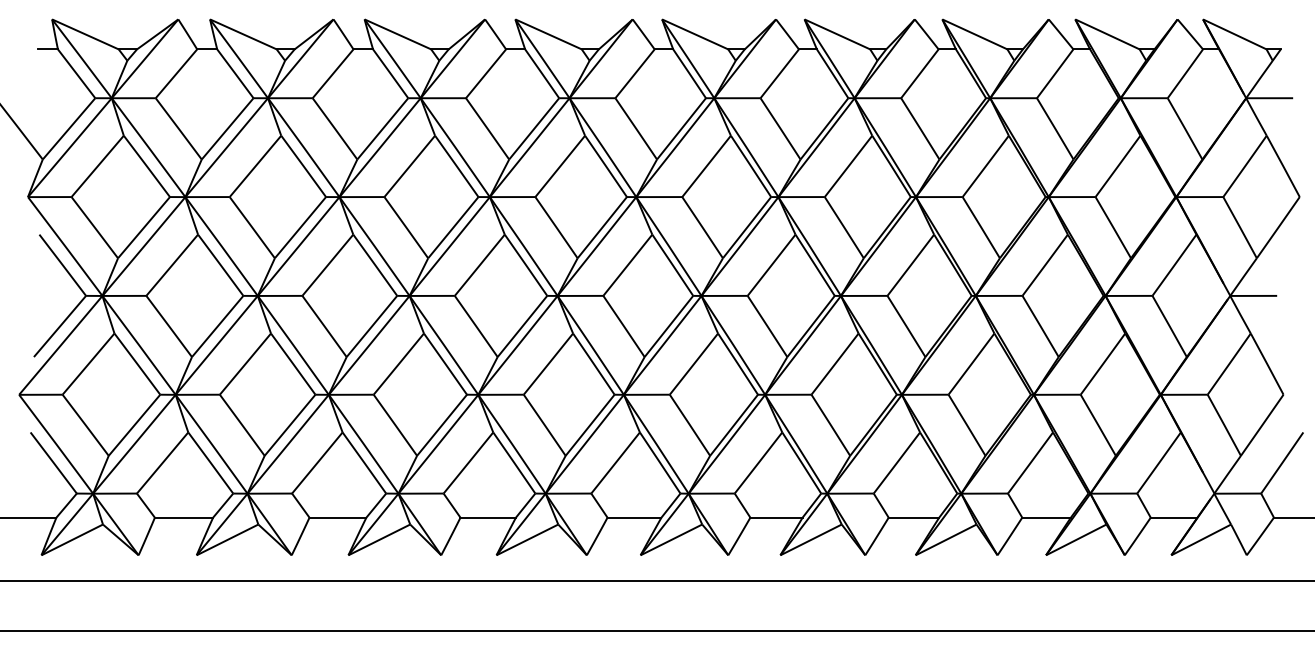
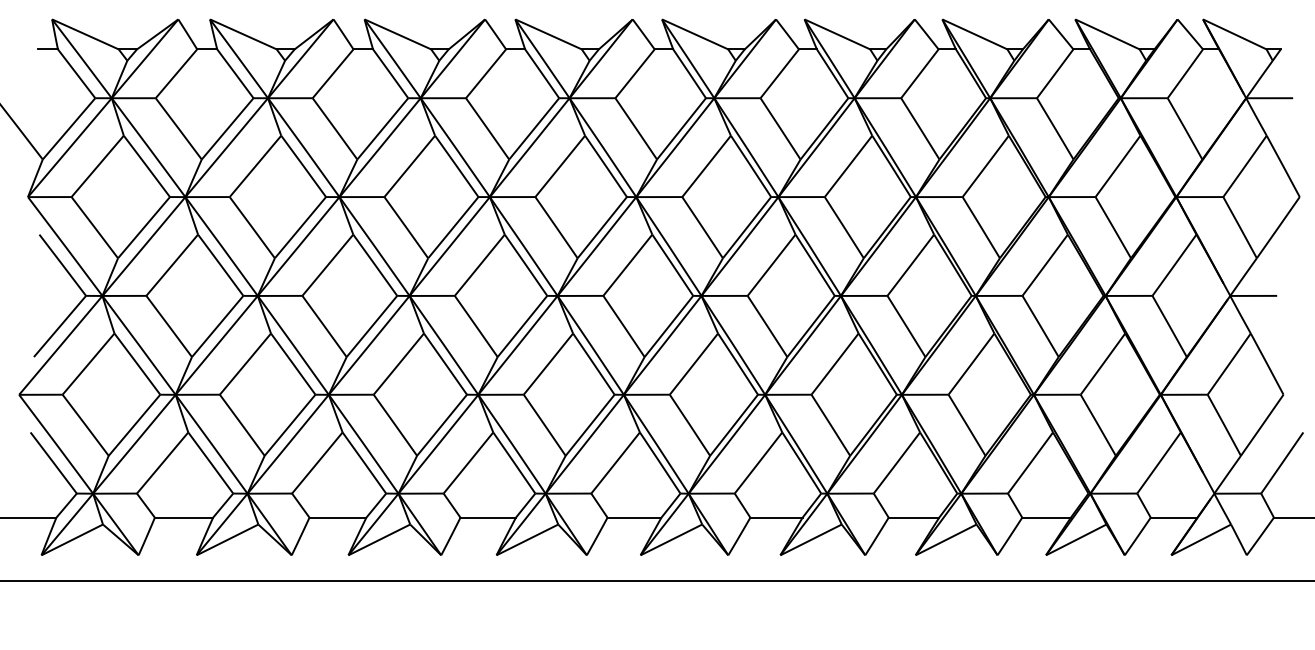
line: present -> none (656, 630)
